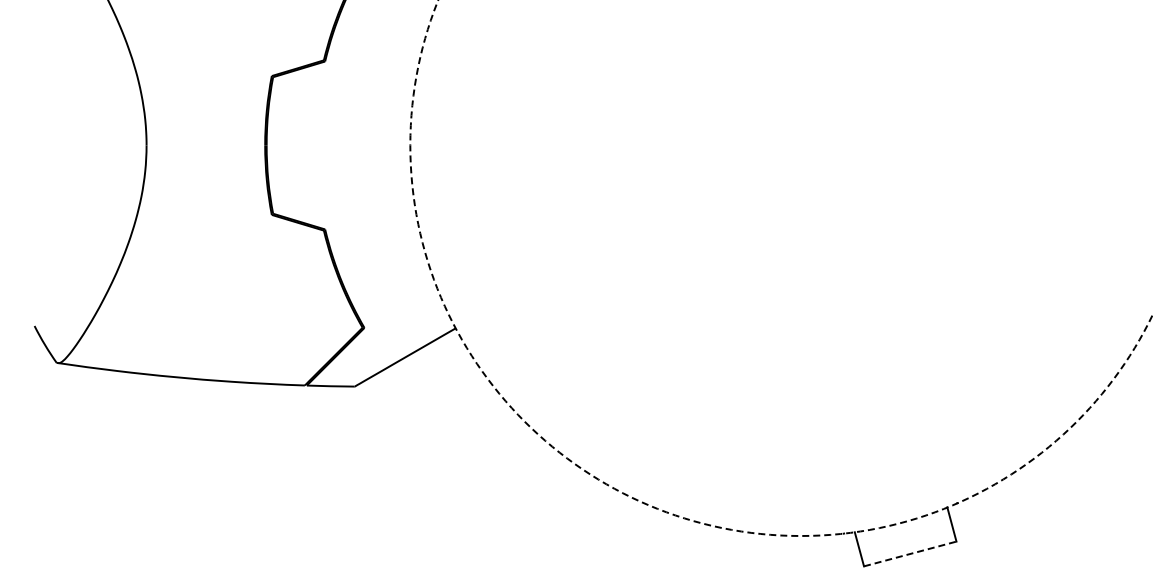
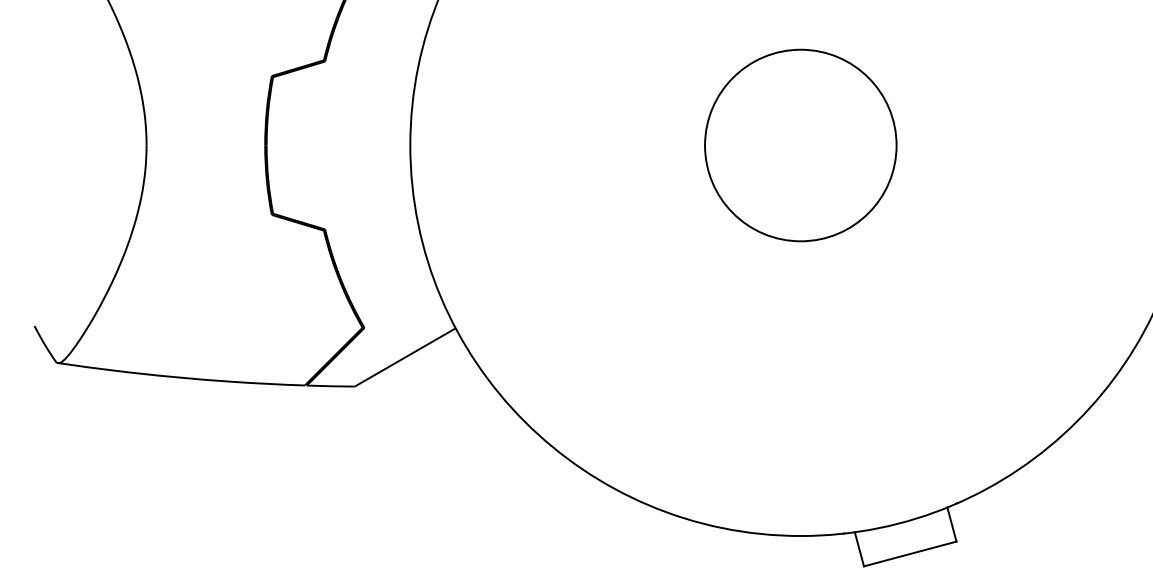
circle: none -> present (800, 145)
circle: dashed -> solid (781, 268)
line: dashed -> solid (910, 553)
